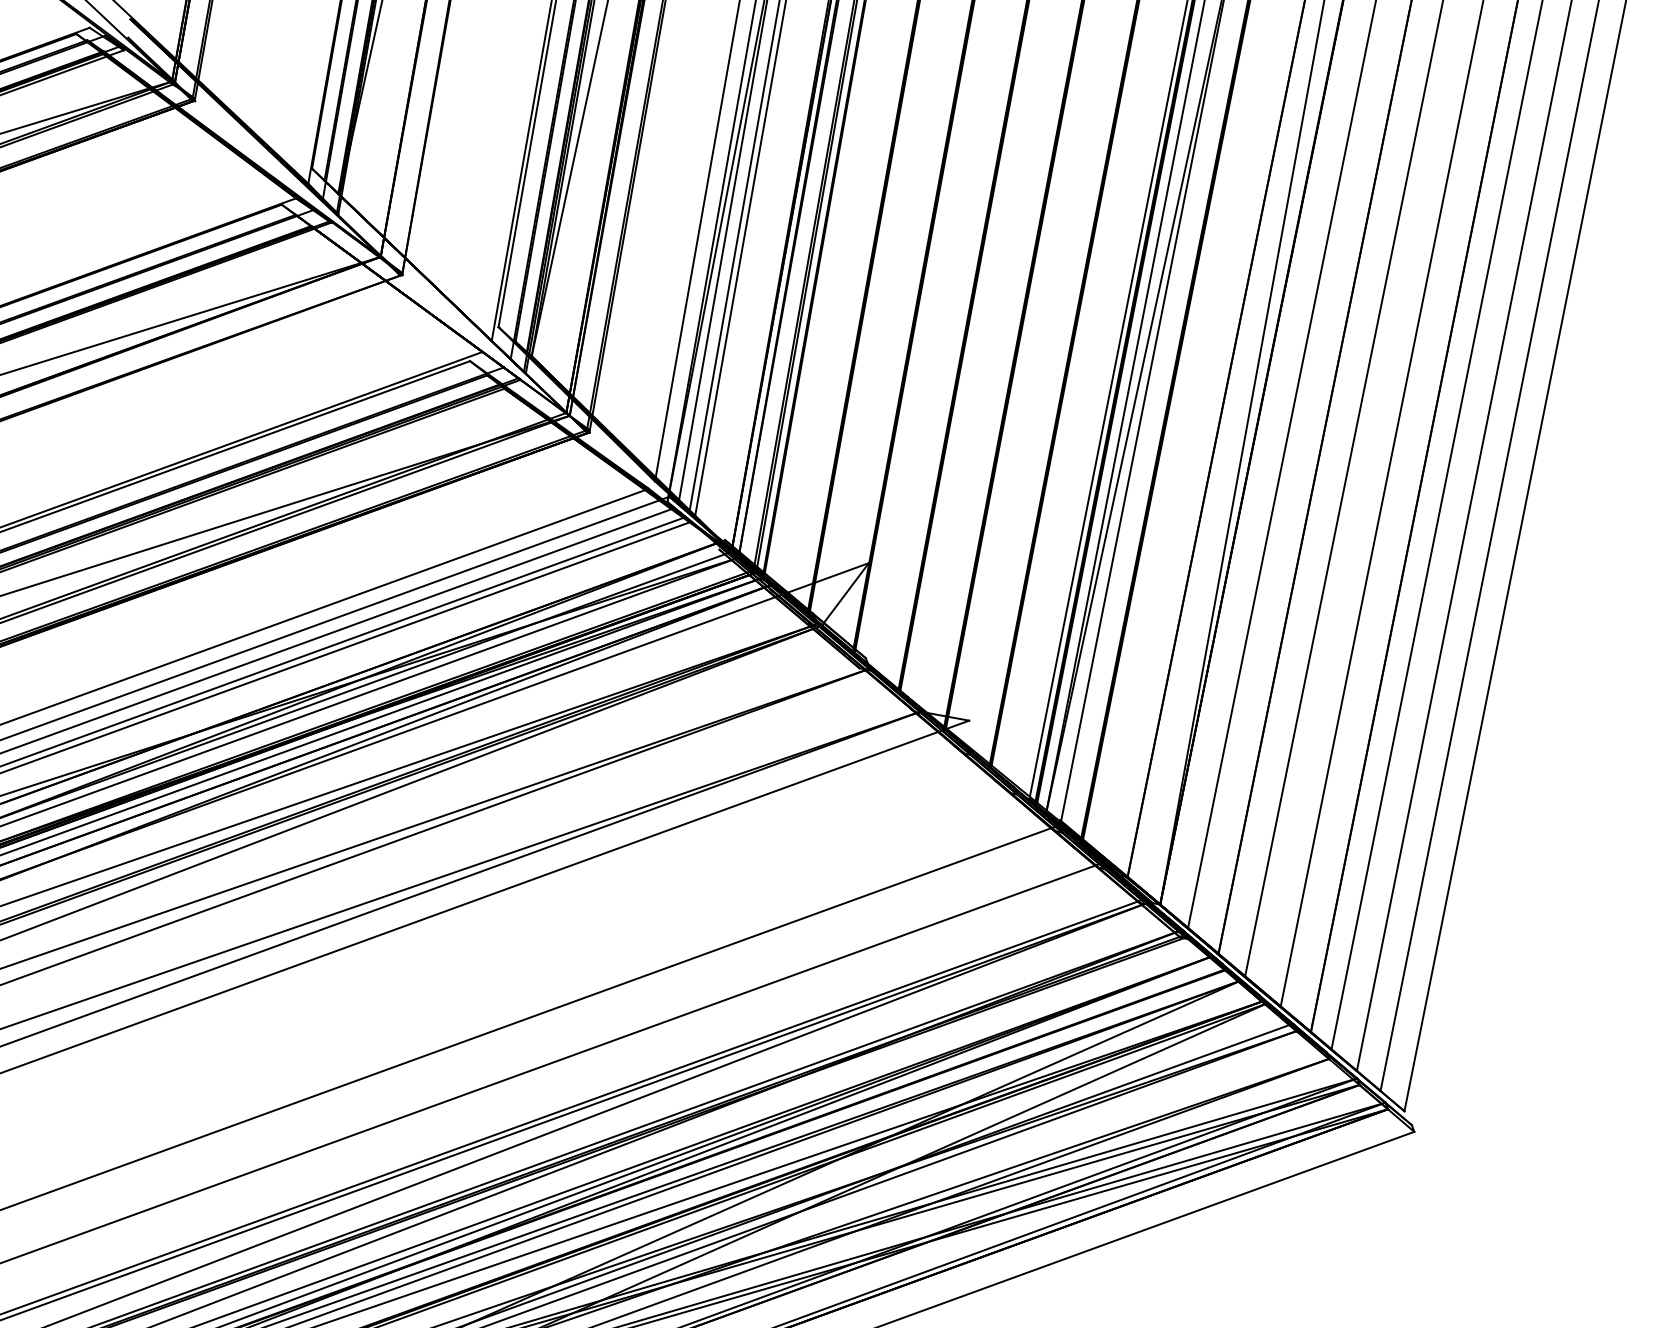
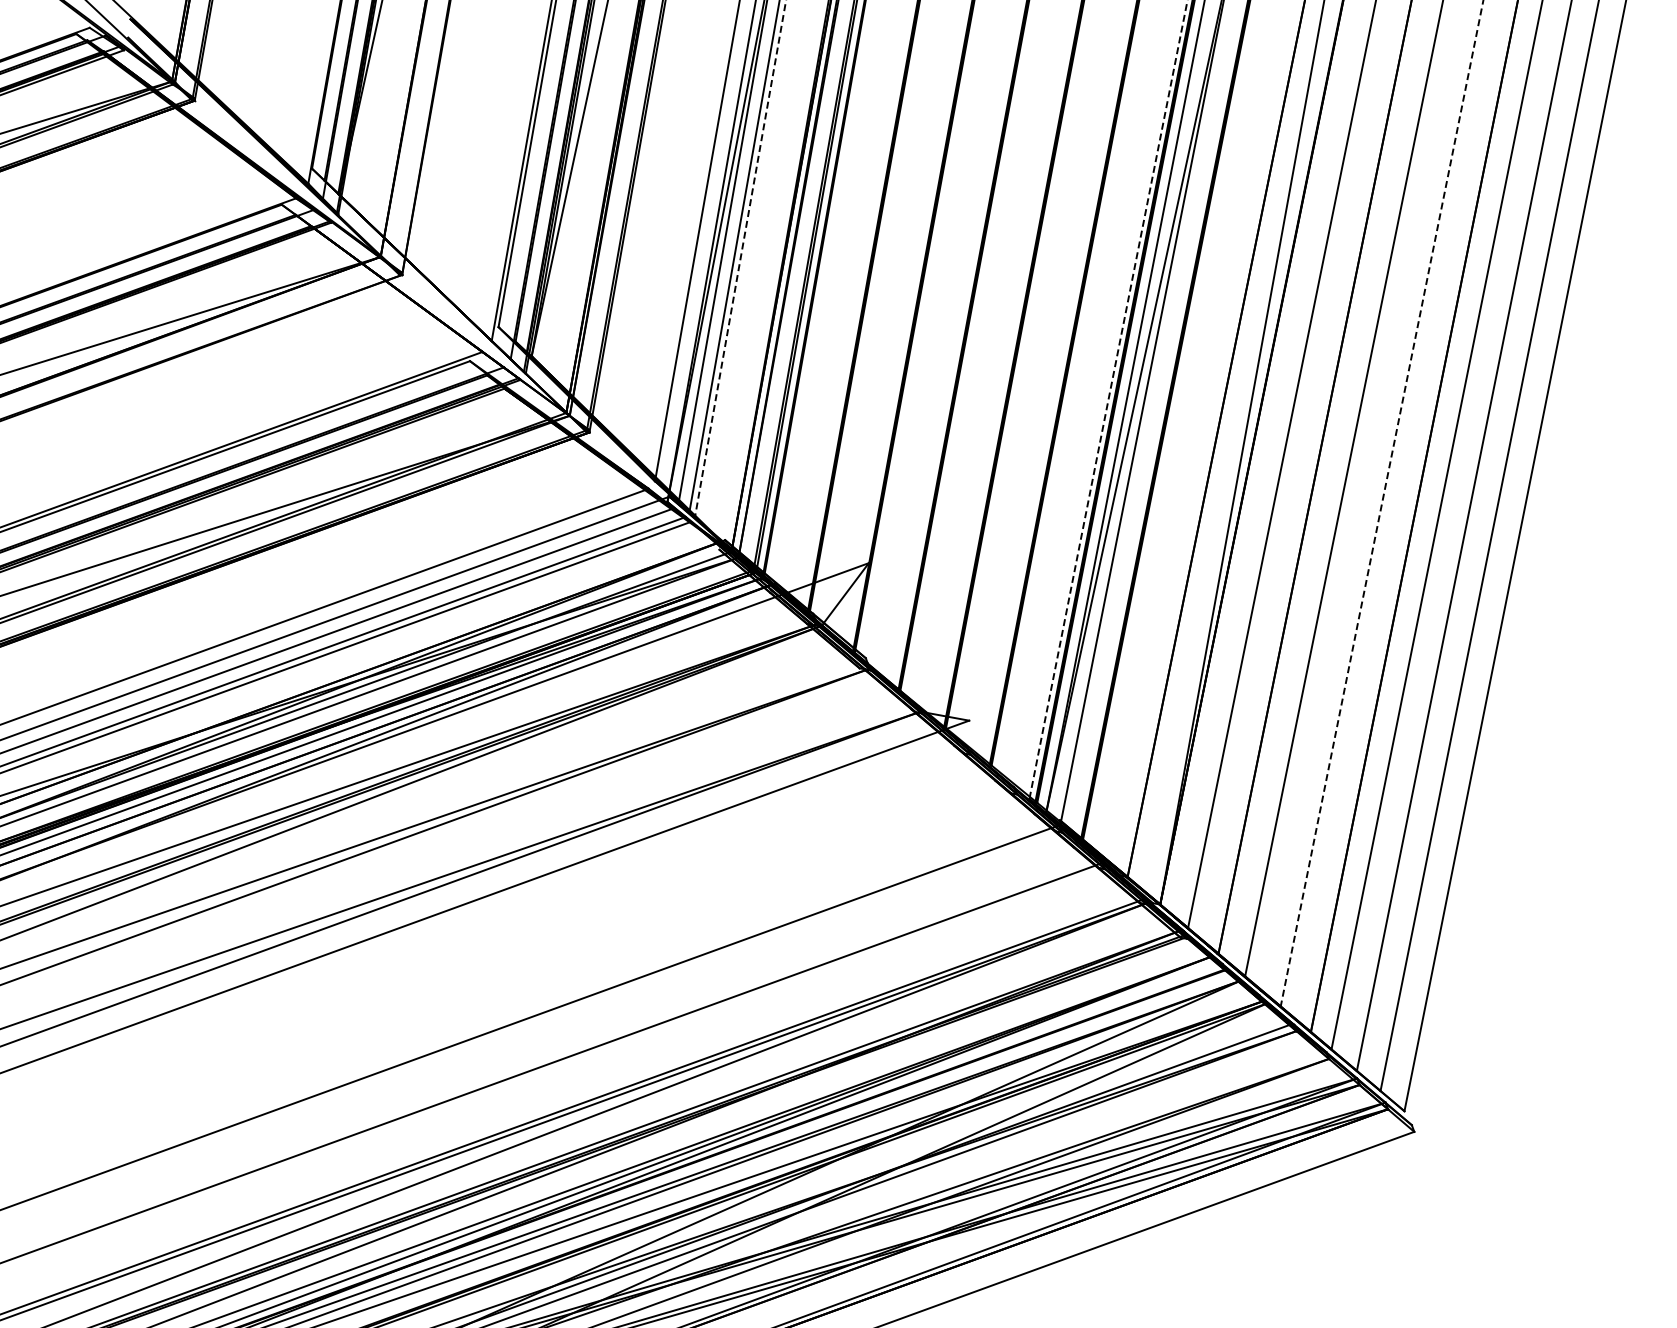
line: solid -> dashed (740, 259)
line: solid -> dashed (1108, 398)
line: solid -> dashed (1382, 503)
